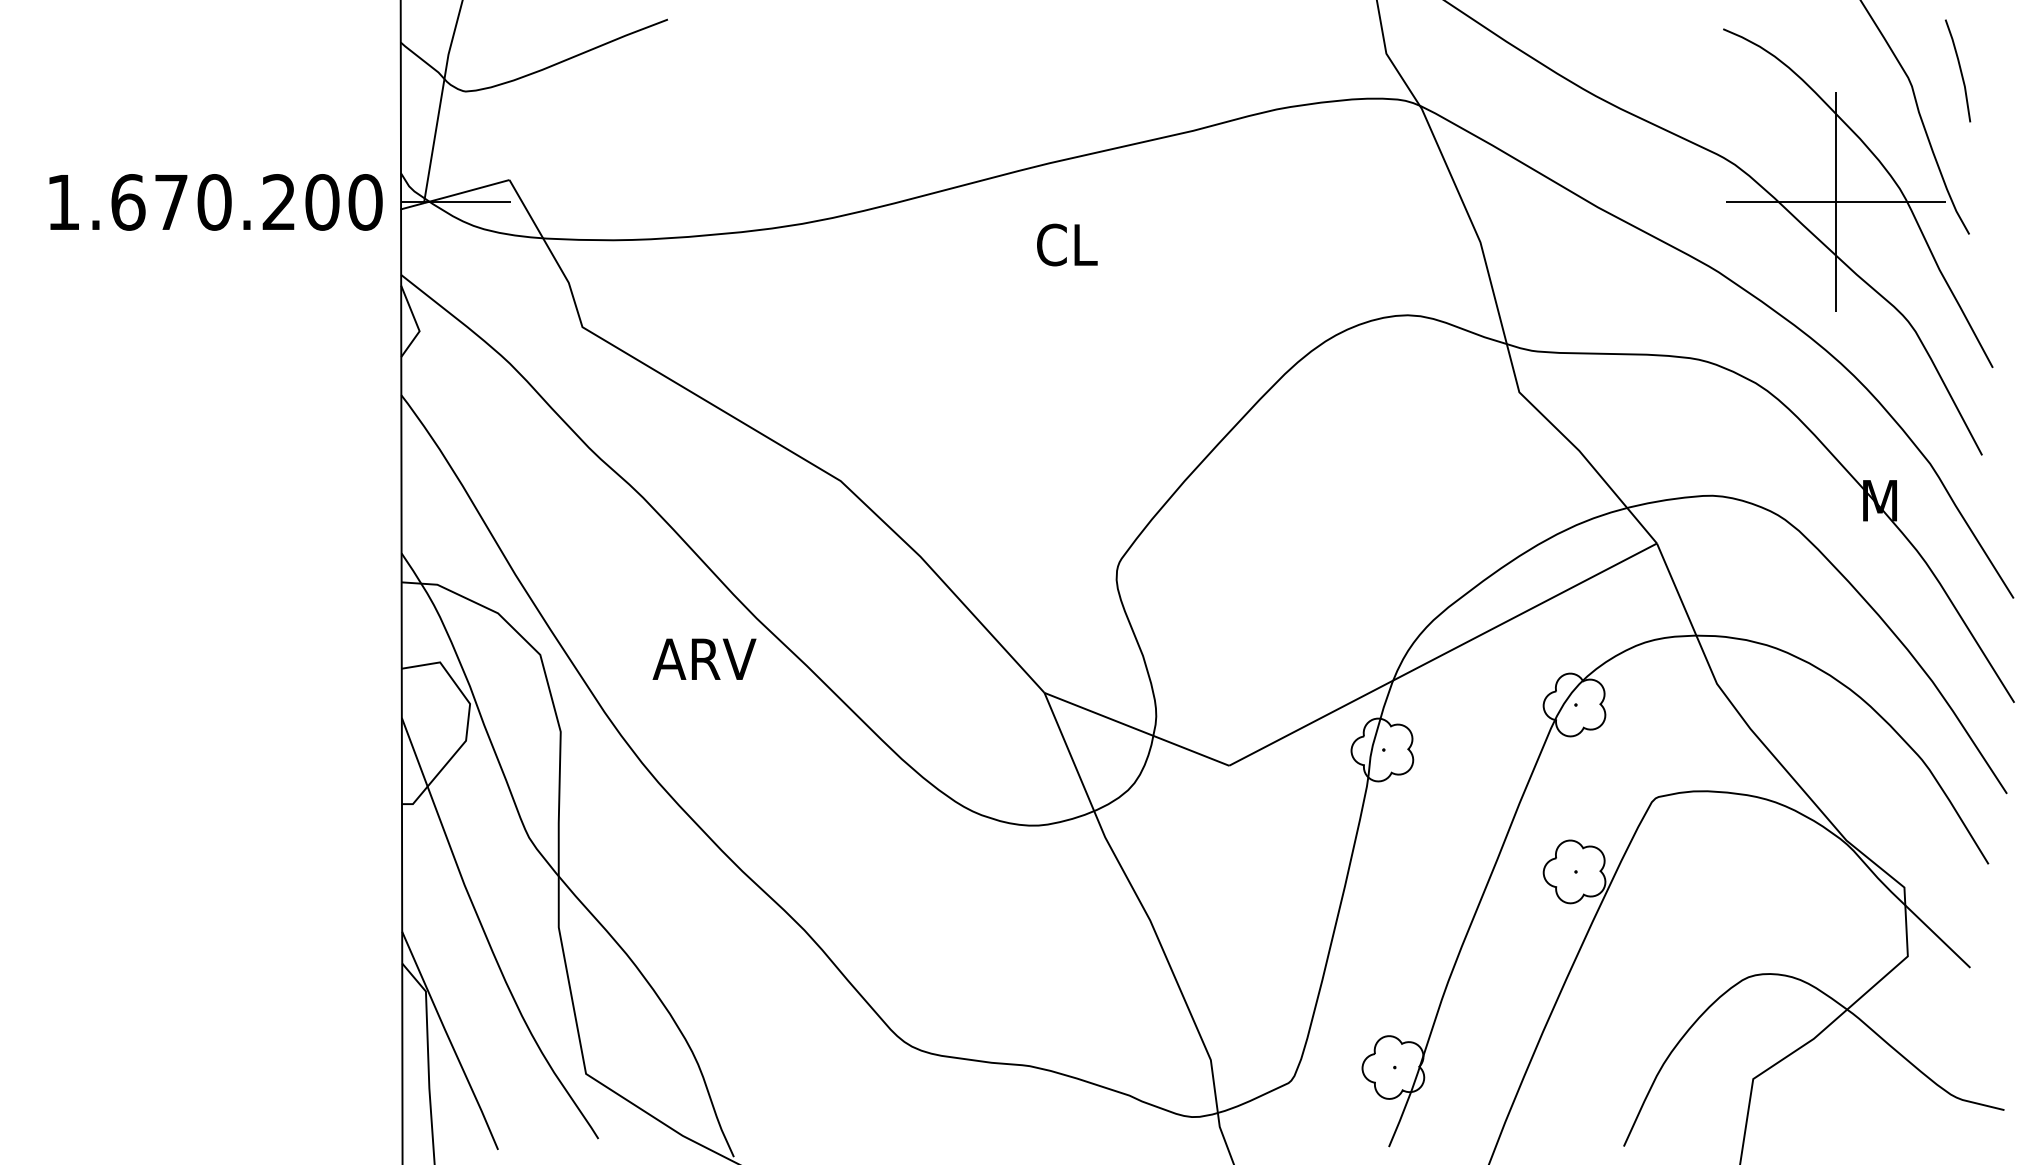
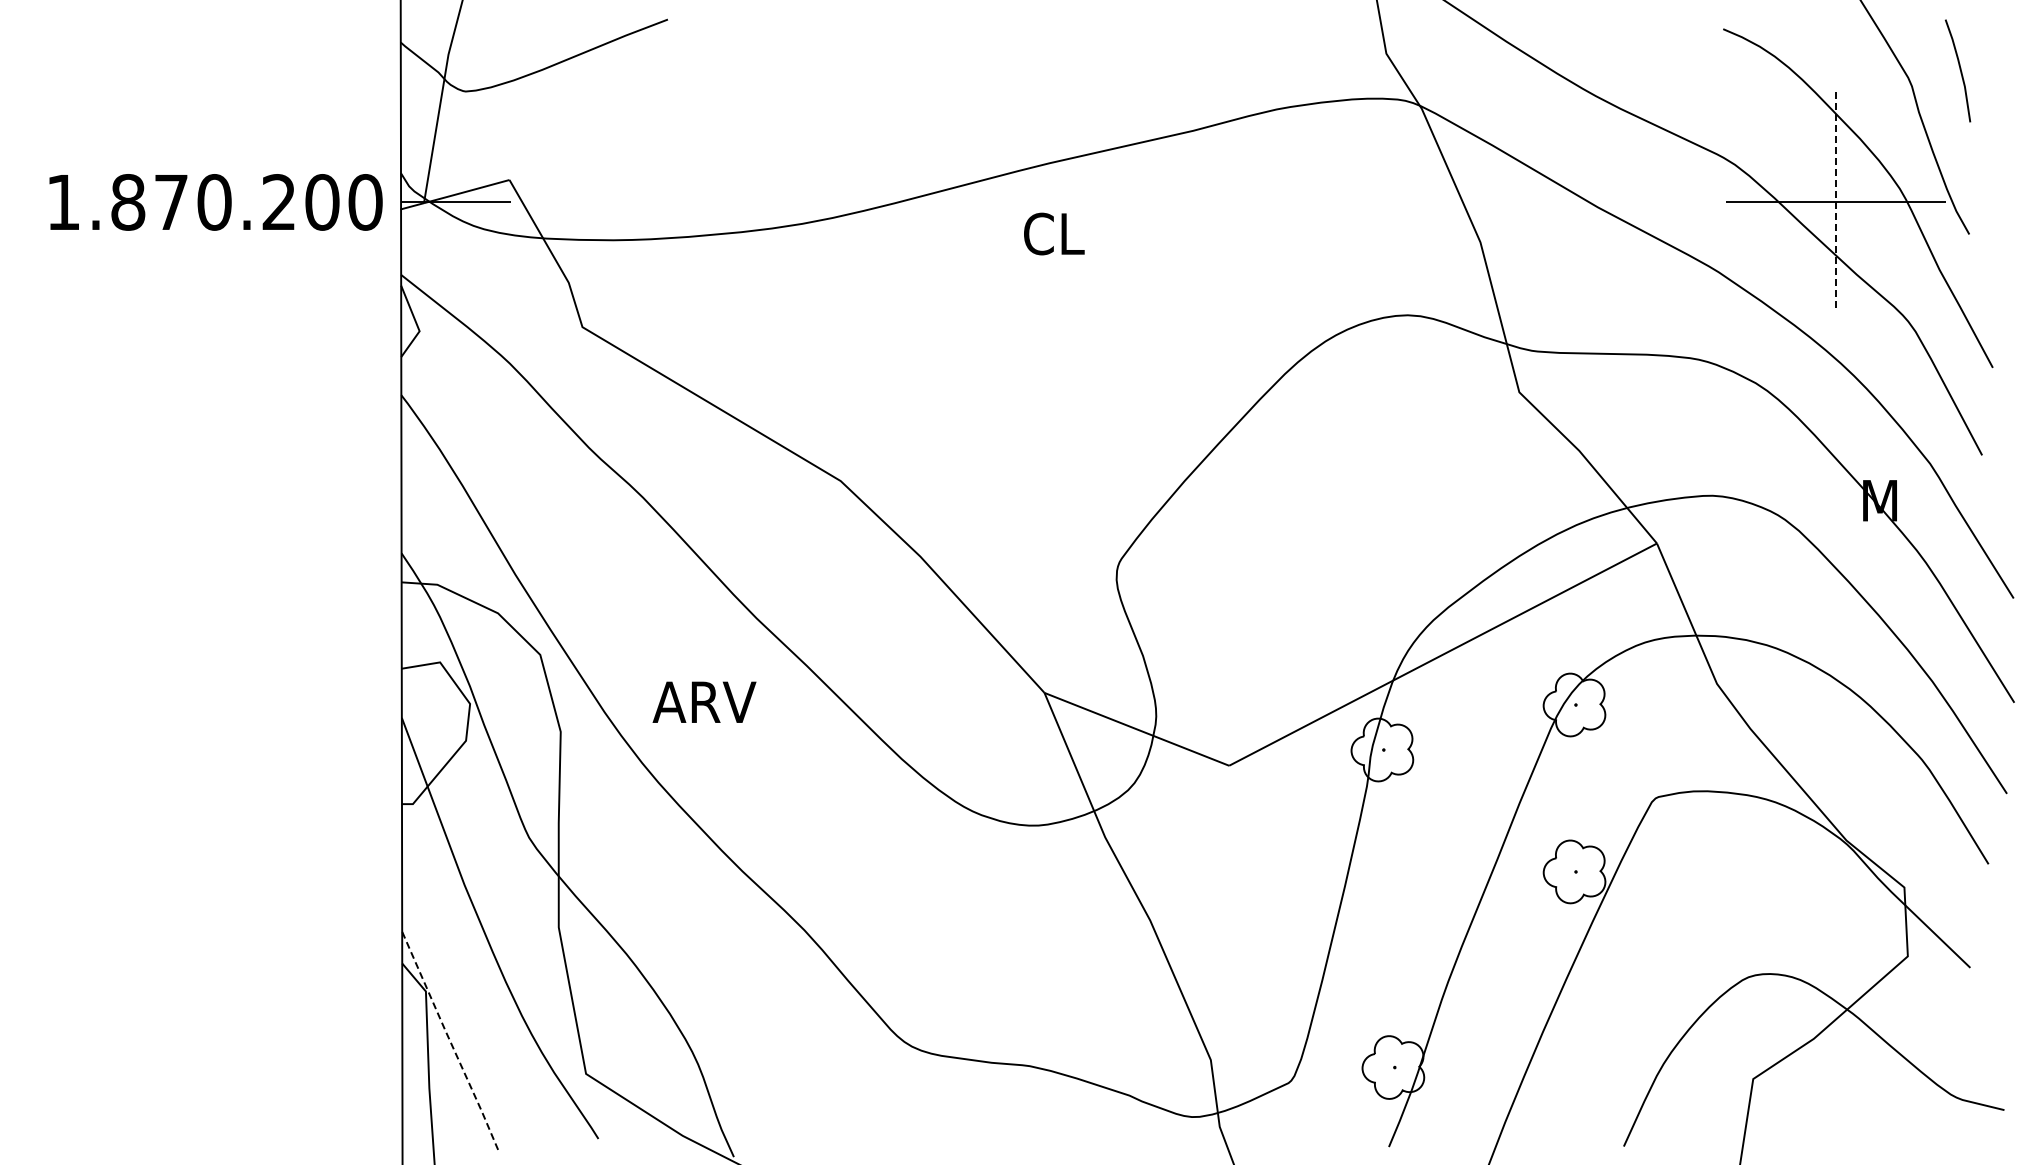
text: 1.670.200 -> 1.870.200 (128, 202)
line: solid -> dashed (1836, 202)
text position: (1067, 244) -> (1054, 233) (1054, 233)
text position: (704, 658) -> (704, 701) (704, 701)
line: solid -> dashed (450, 1040)
